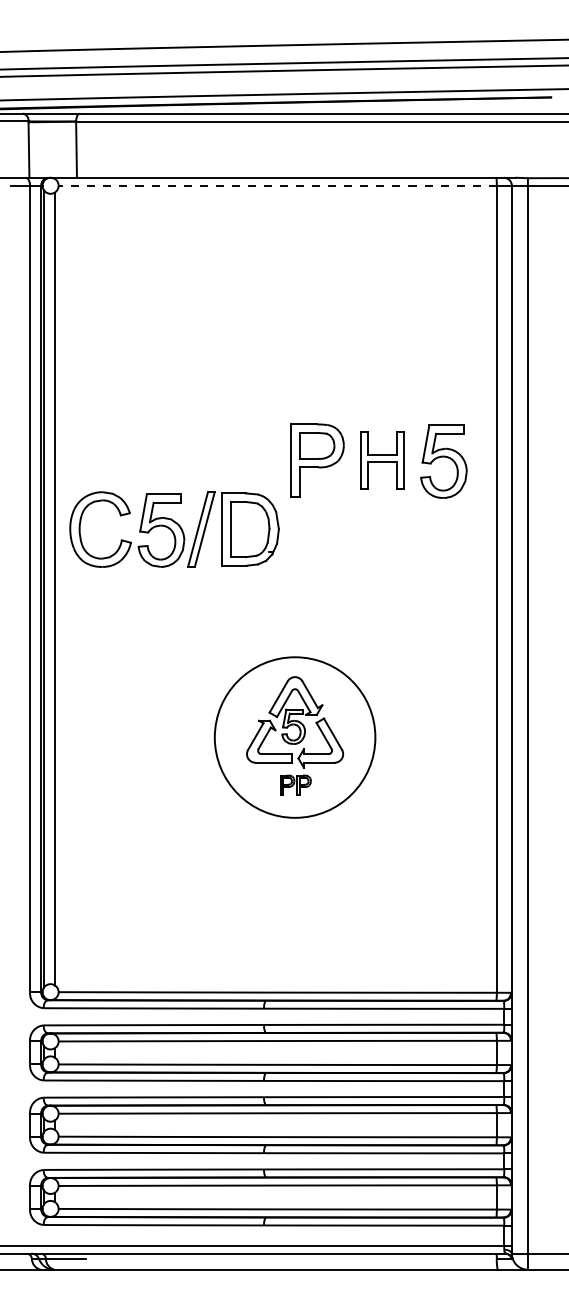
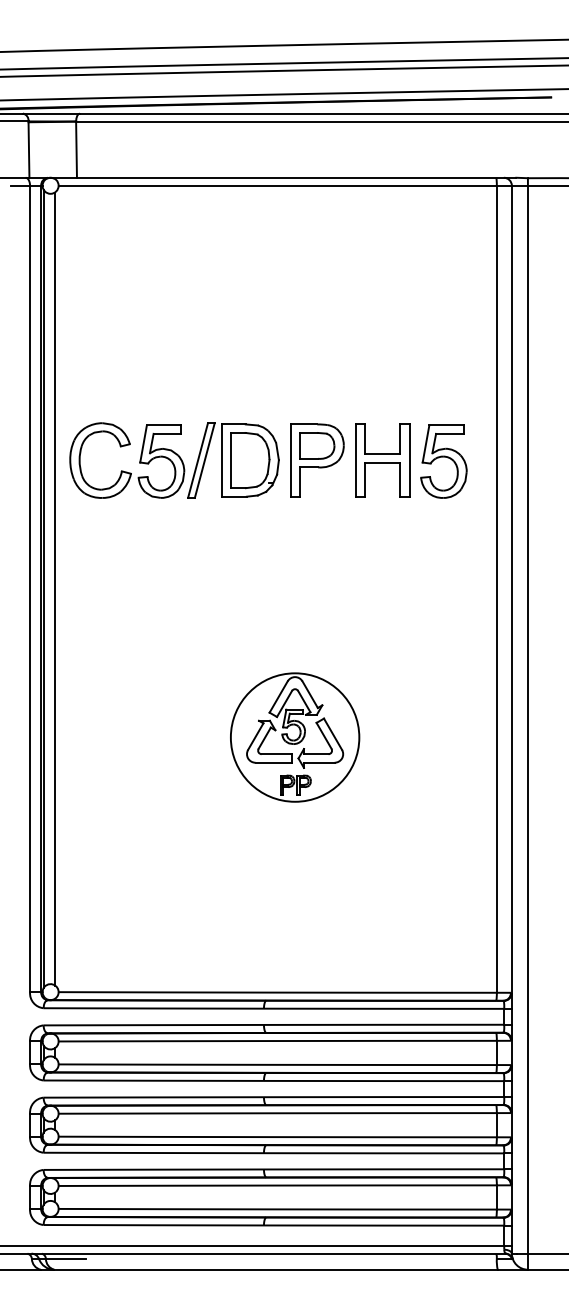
line: dashed -> solid (277, 185)
part size: 45x59 px -> 56x75 px (382, 460)
part position: (174, 529) -> (174, 460) (174, 460)
circle diameter: 161 px -> 128 px (294, 737)
